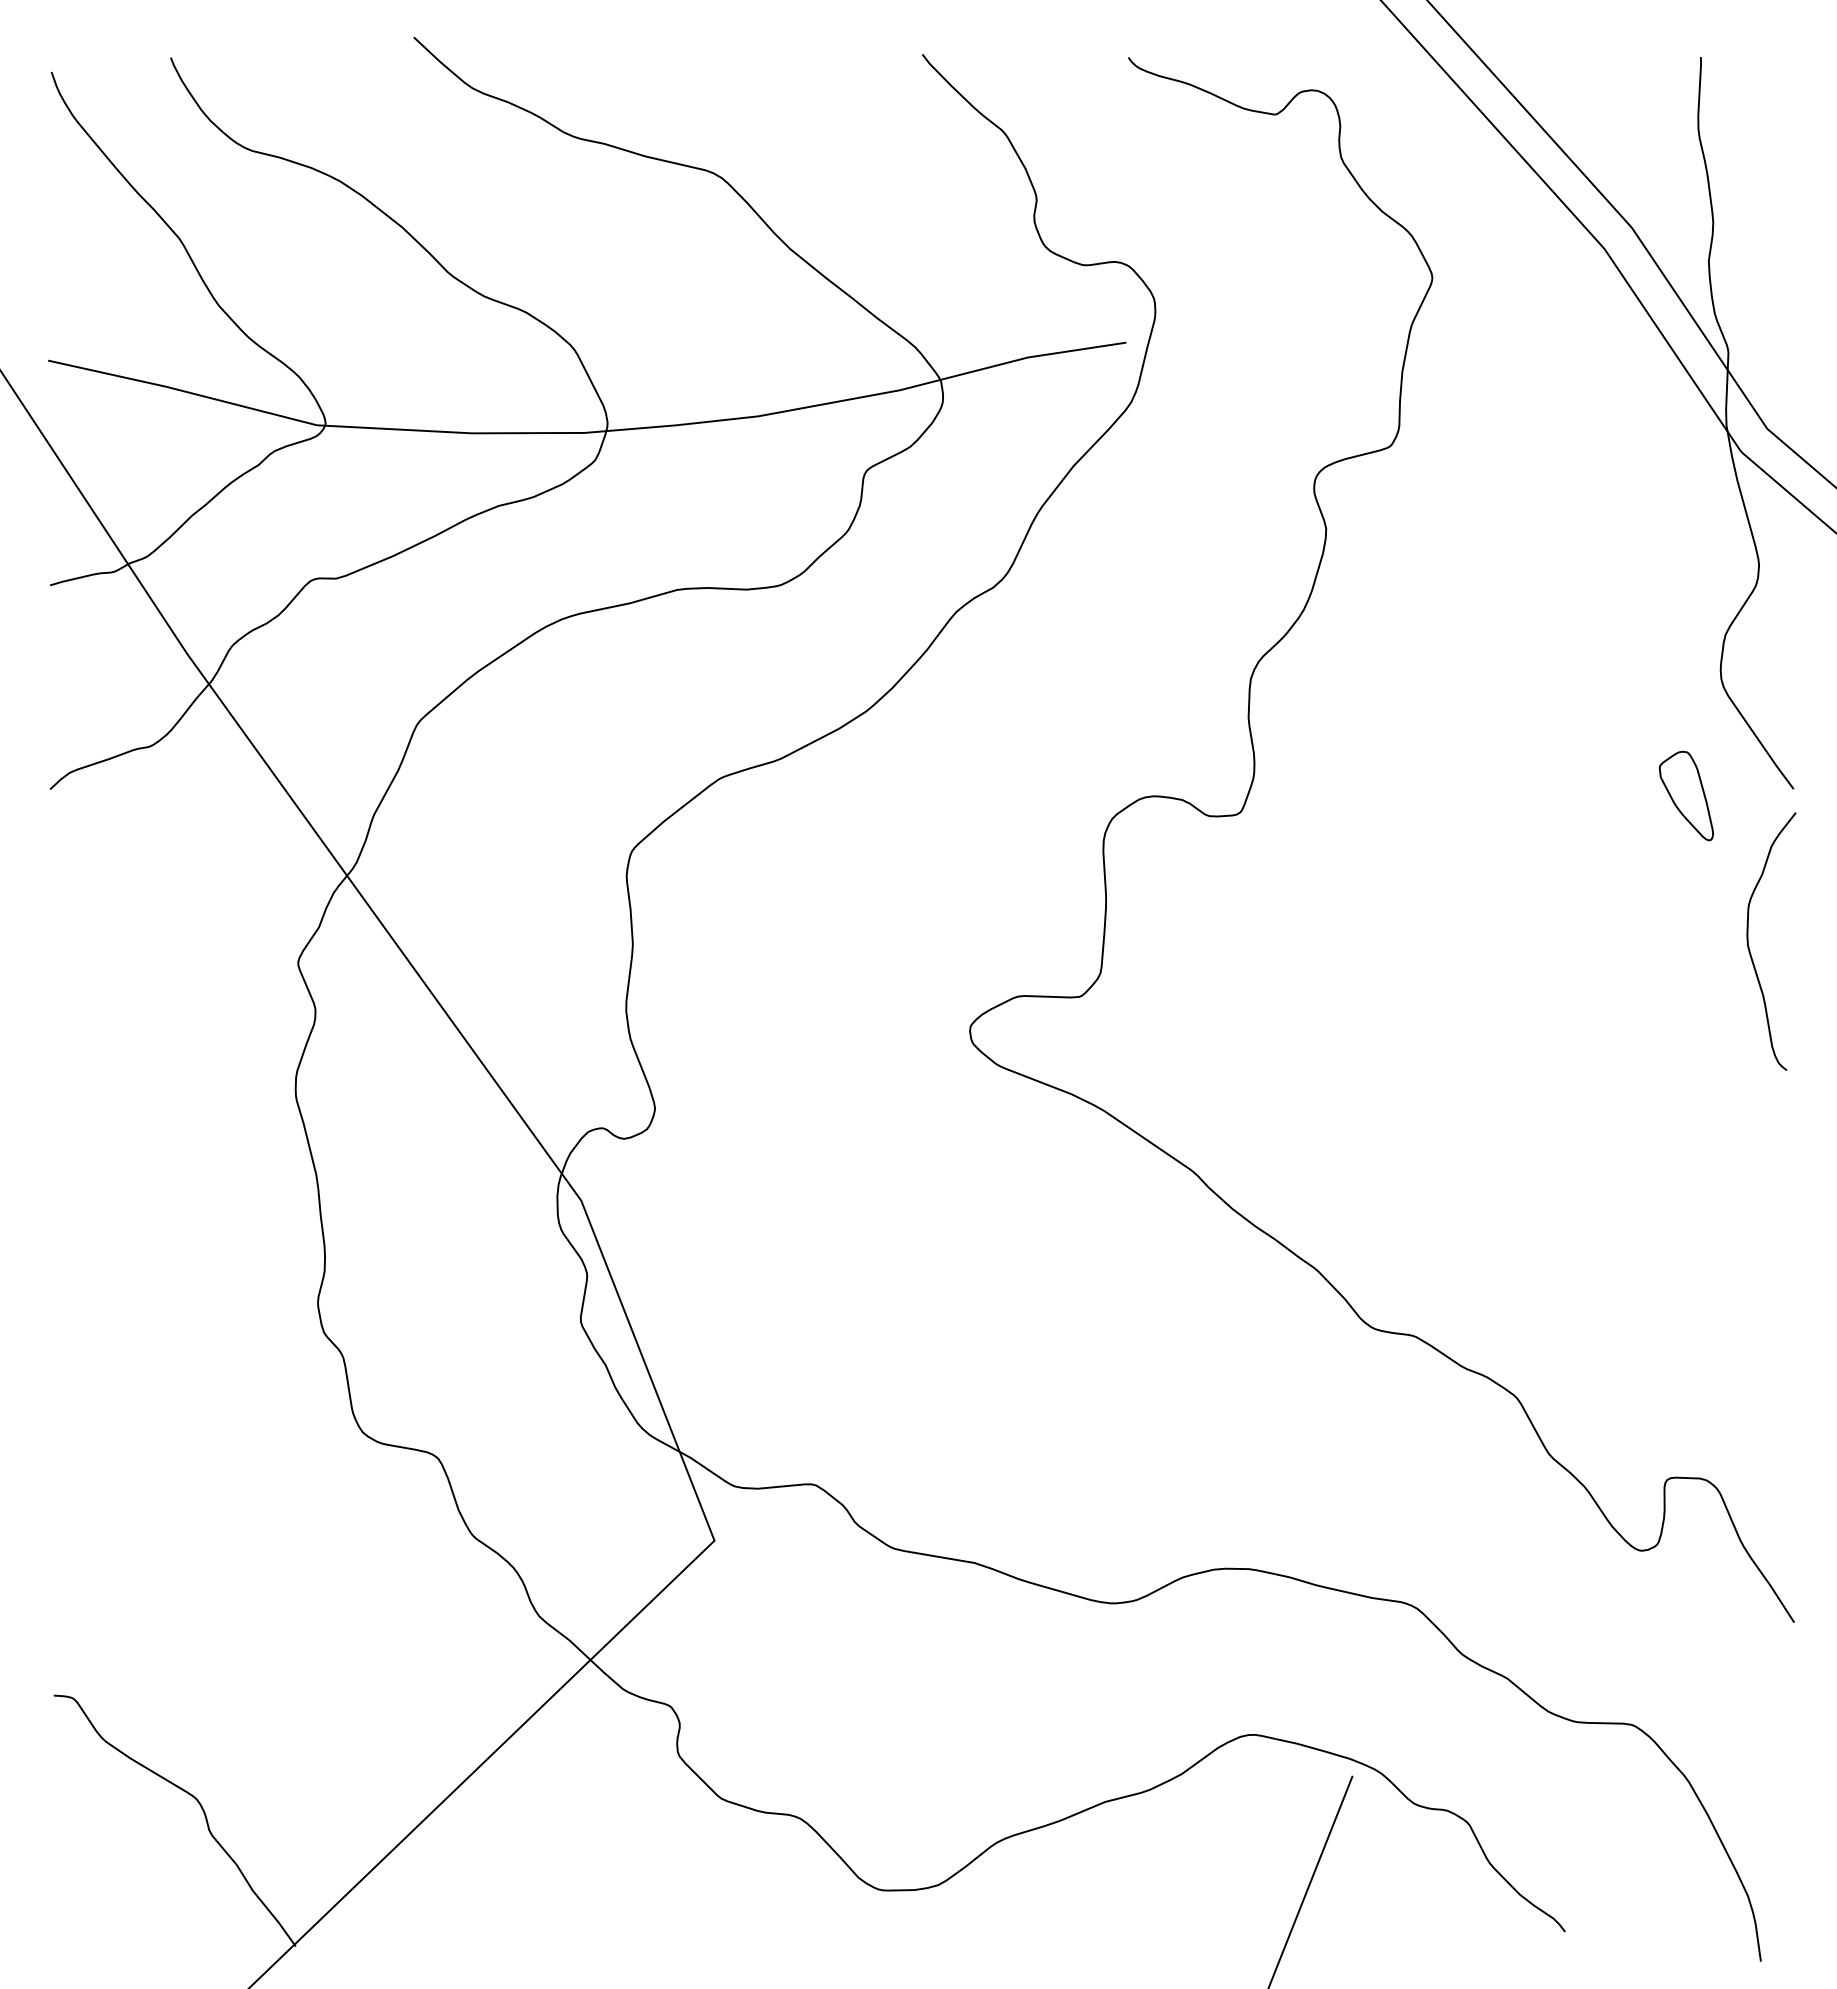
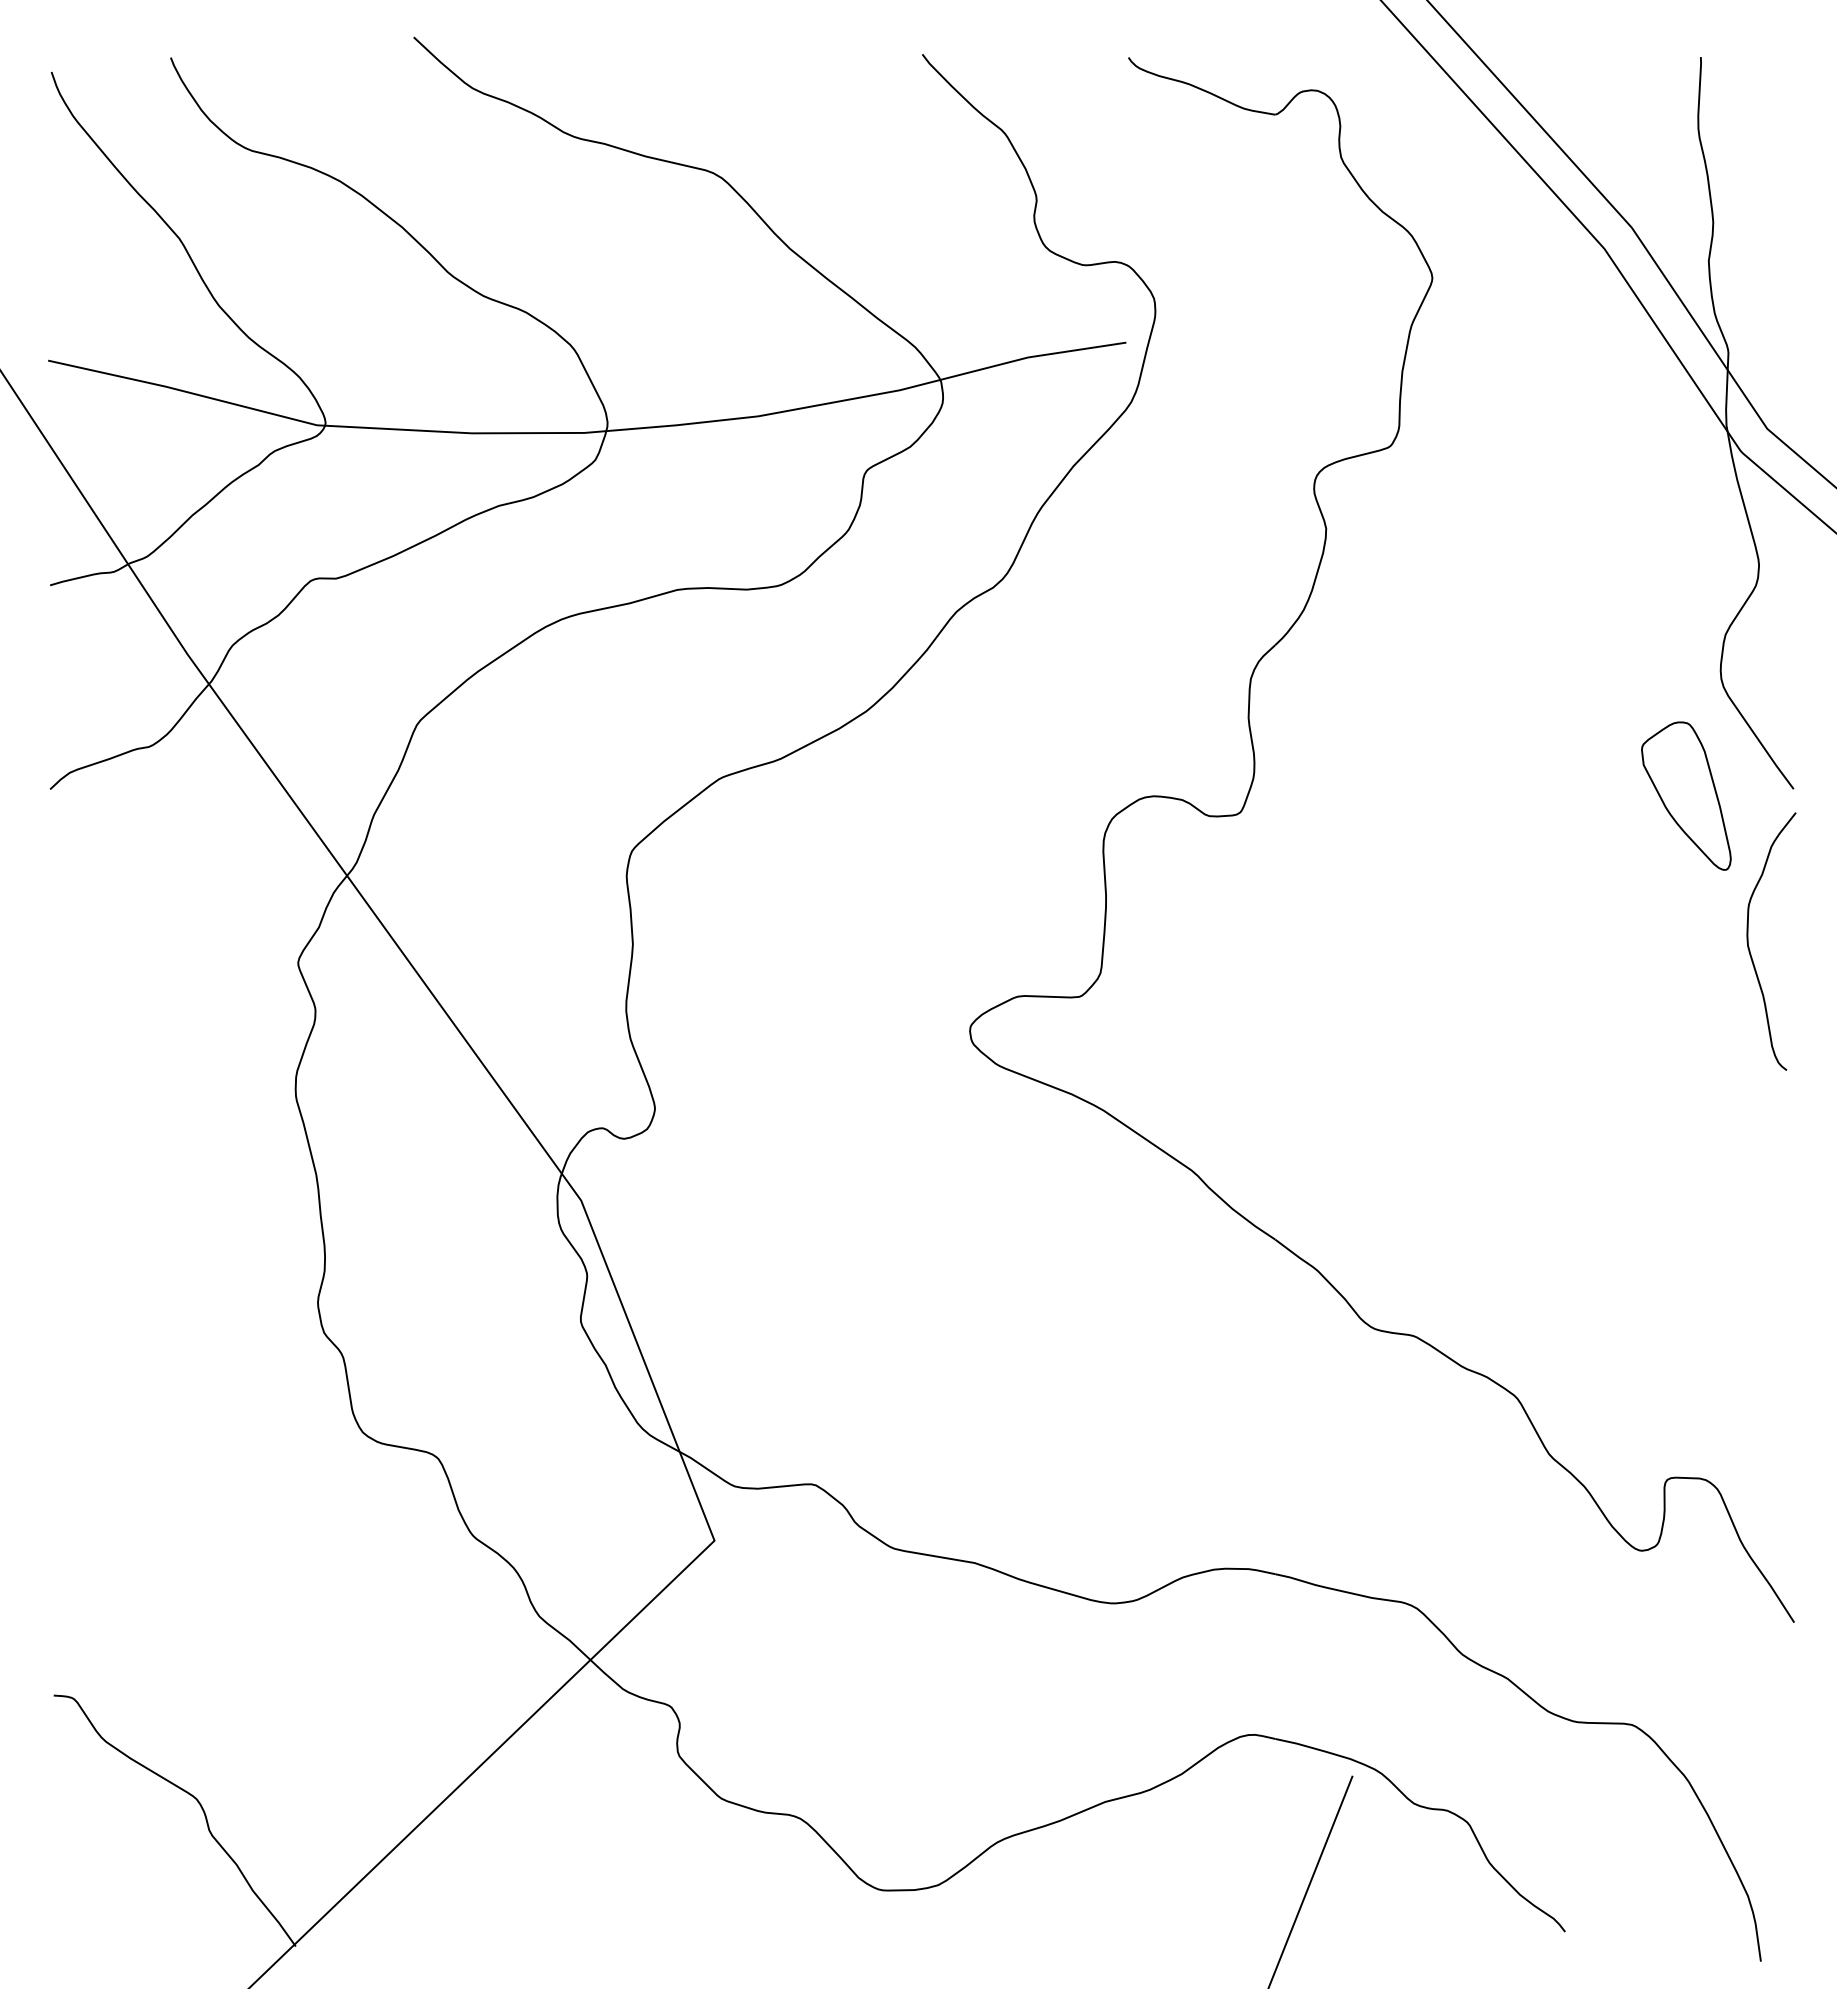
part size: 56x92 px -> 91x150 px (1686, 795)
